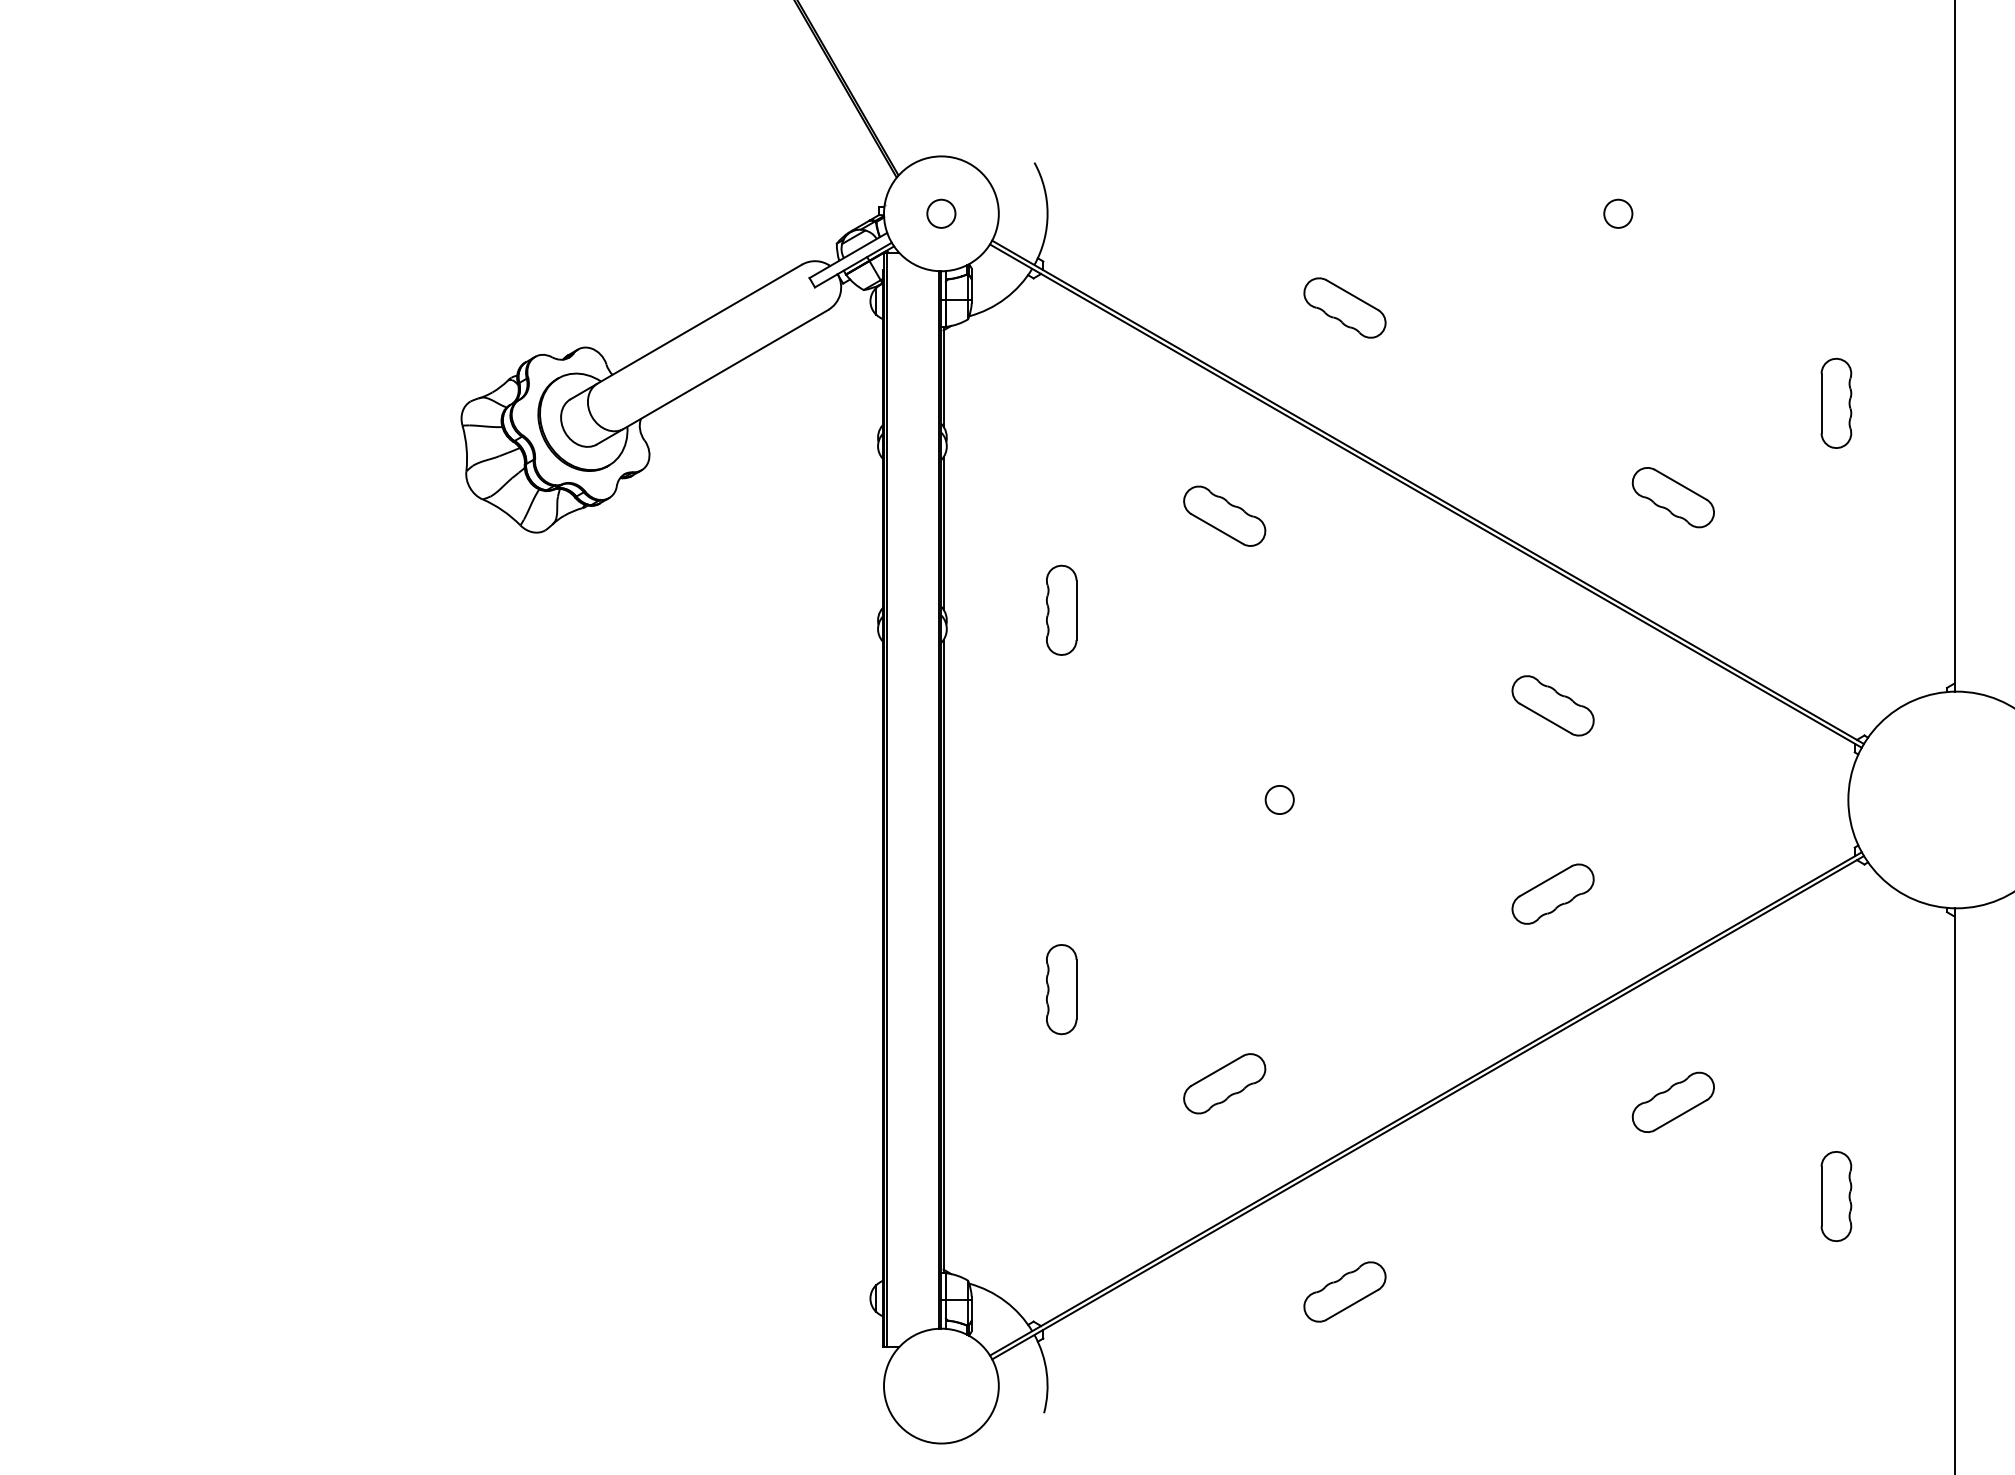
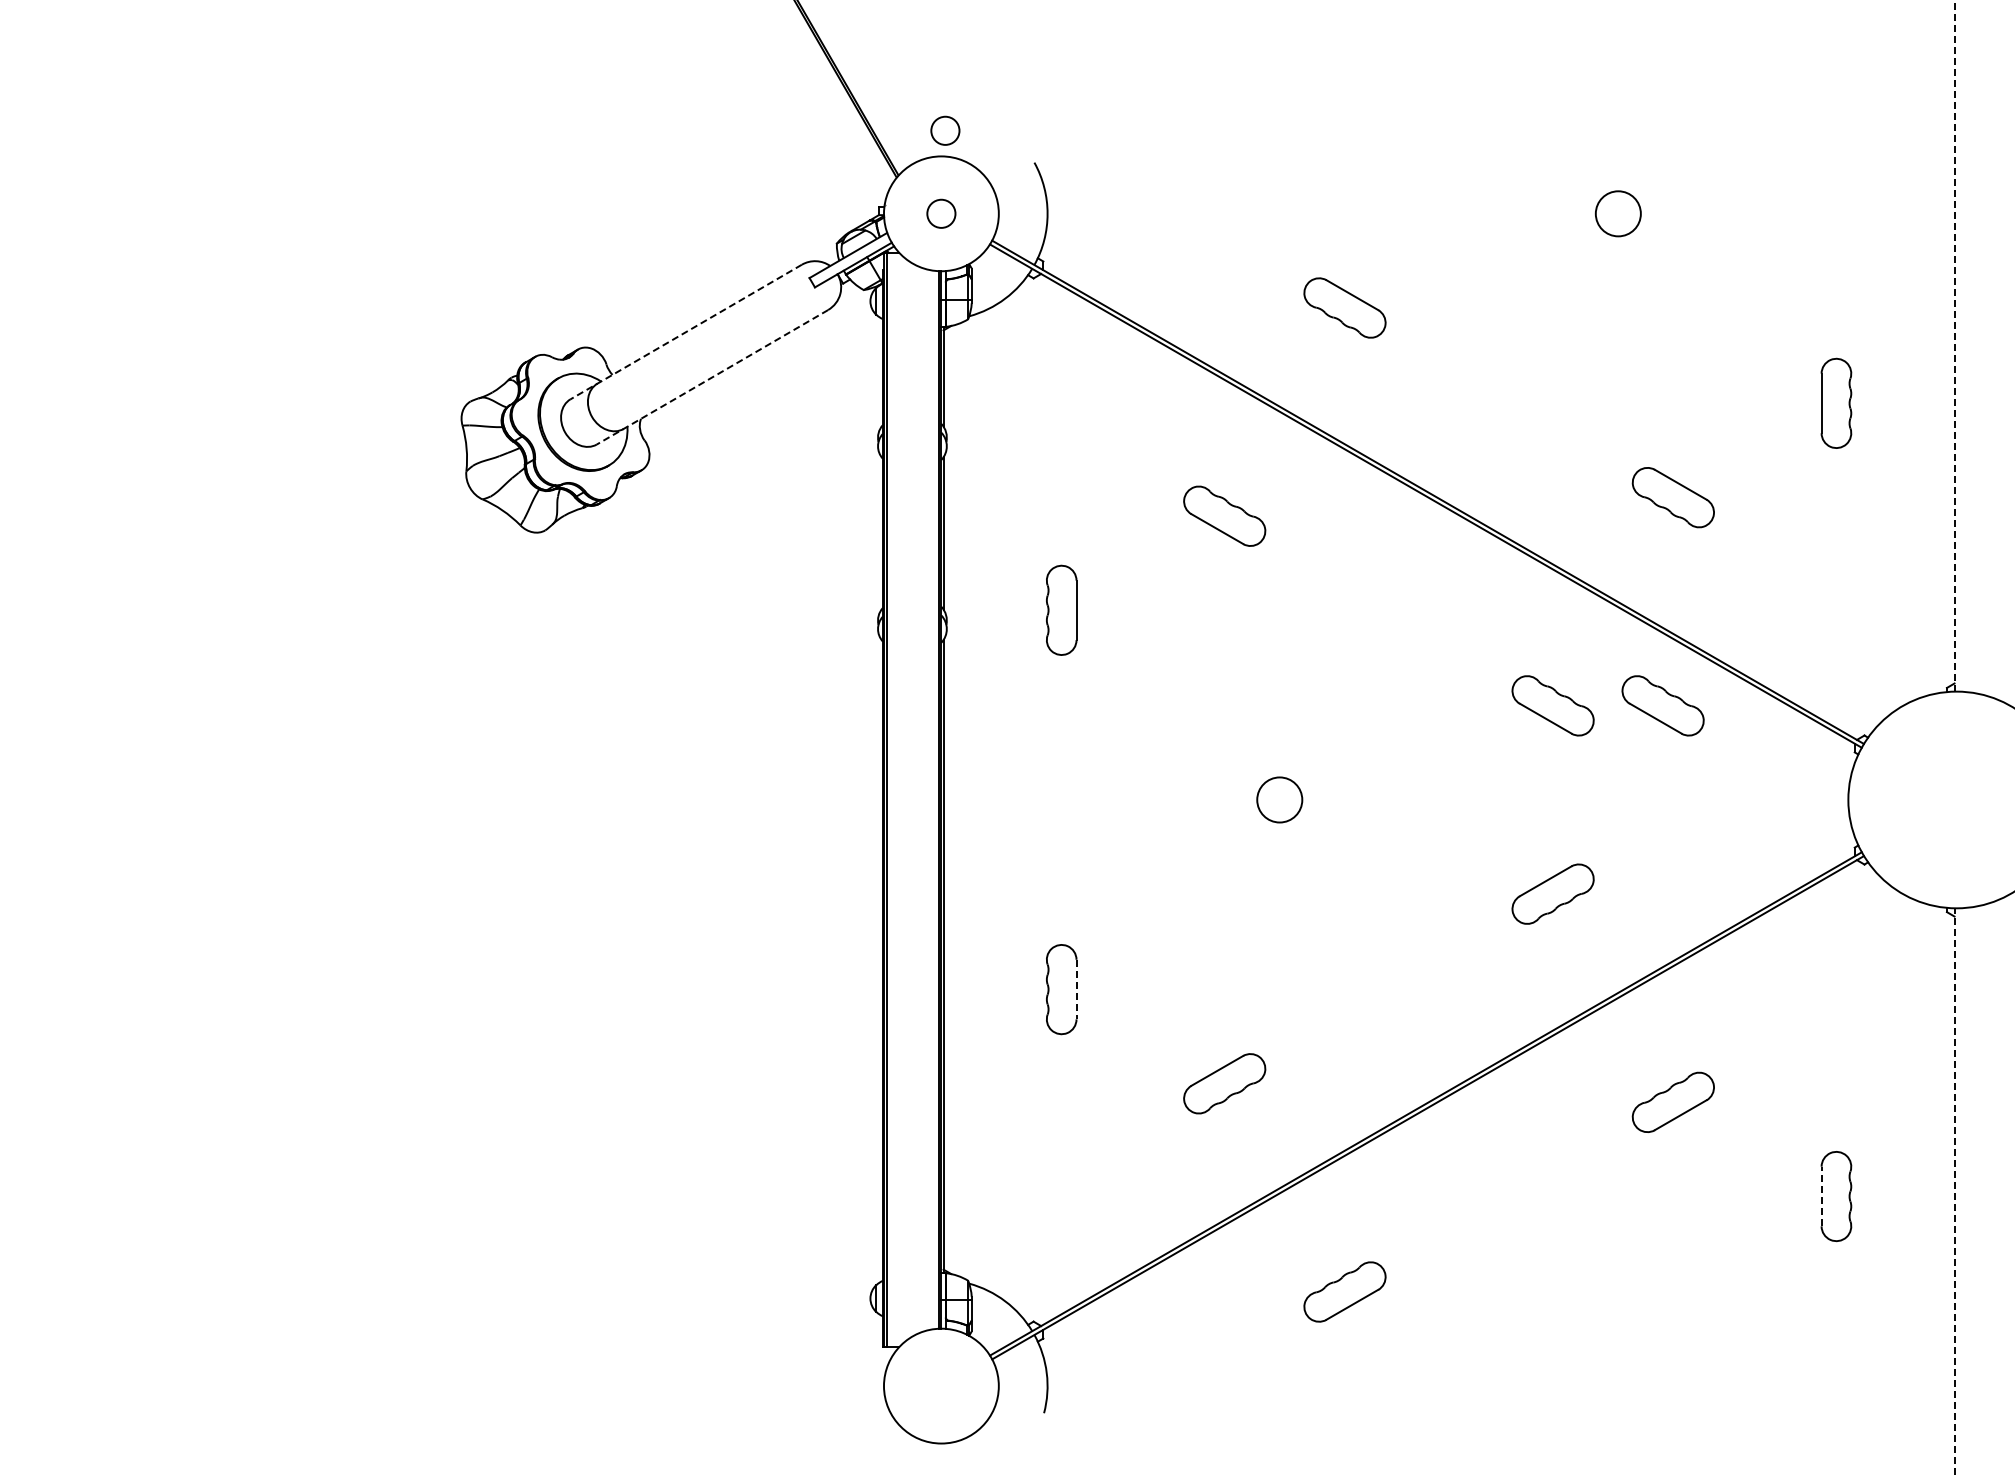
circle: none -> present (945, 130)
circle diameter: 28 px -> 45 px (1617, 213)
line: solid -> dashed (686, 332)
line: solid -> dashed (1954, 345)
line: solid -> dashed (712, 377)
part: none -> present (1662, 705)
circle diameter: 28 px -> 45 px (1279, 799)
line: solid -> dashed (1076, 989)
line: solid -> dashed (1954, 1191)
line: solid -> dashed (1821, 1196)
